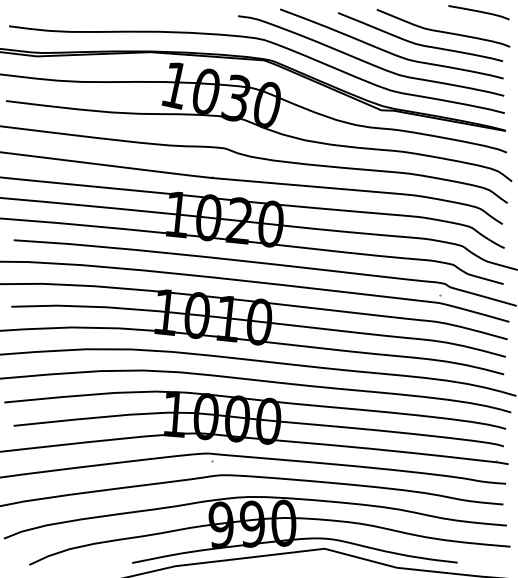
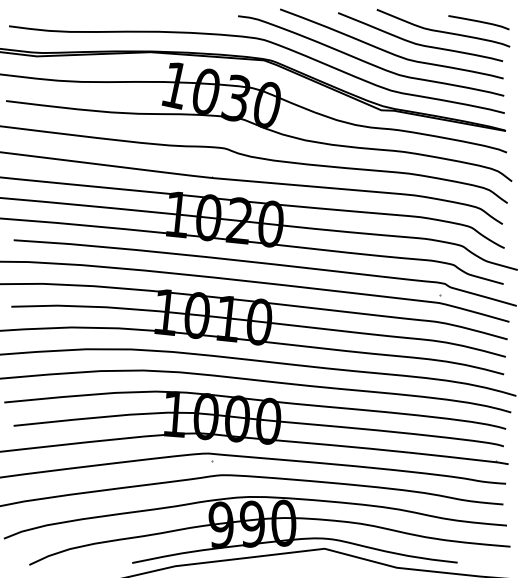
curve position: (478, 12) -> (478, 22) (478, 22)
